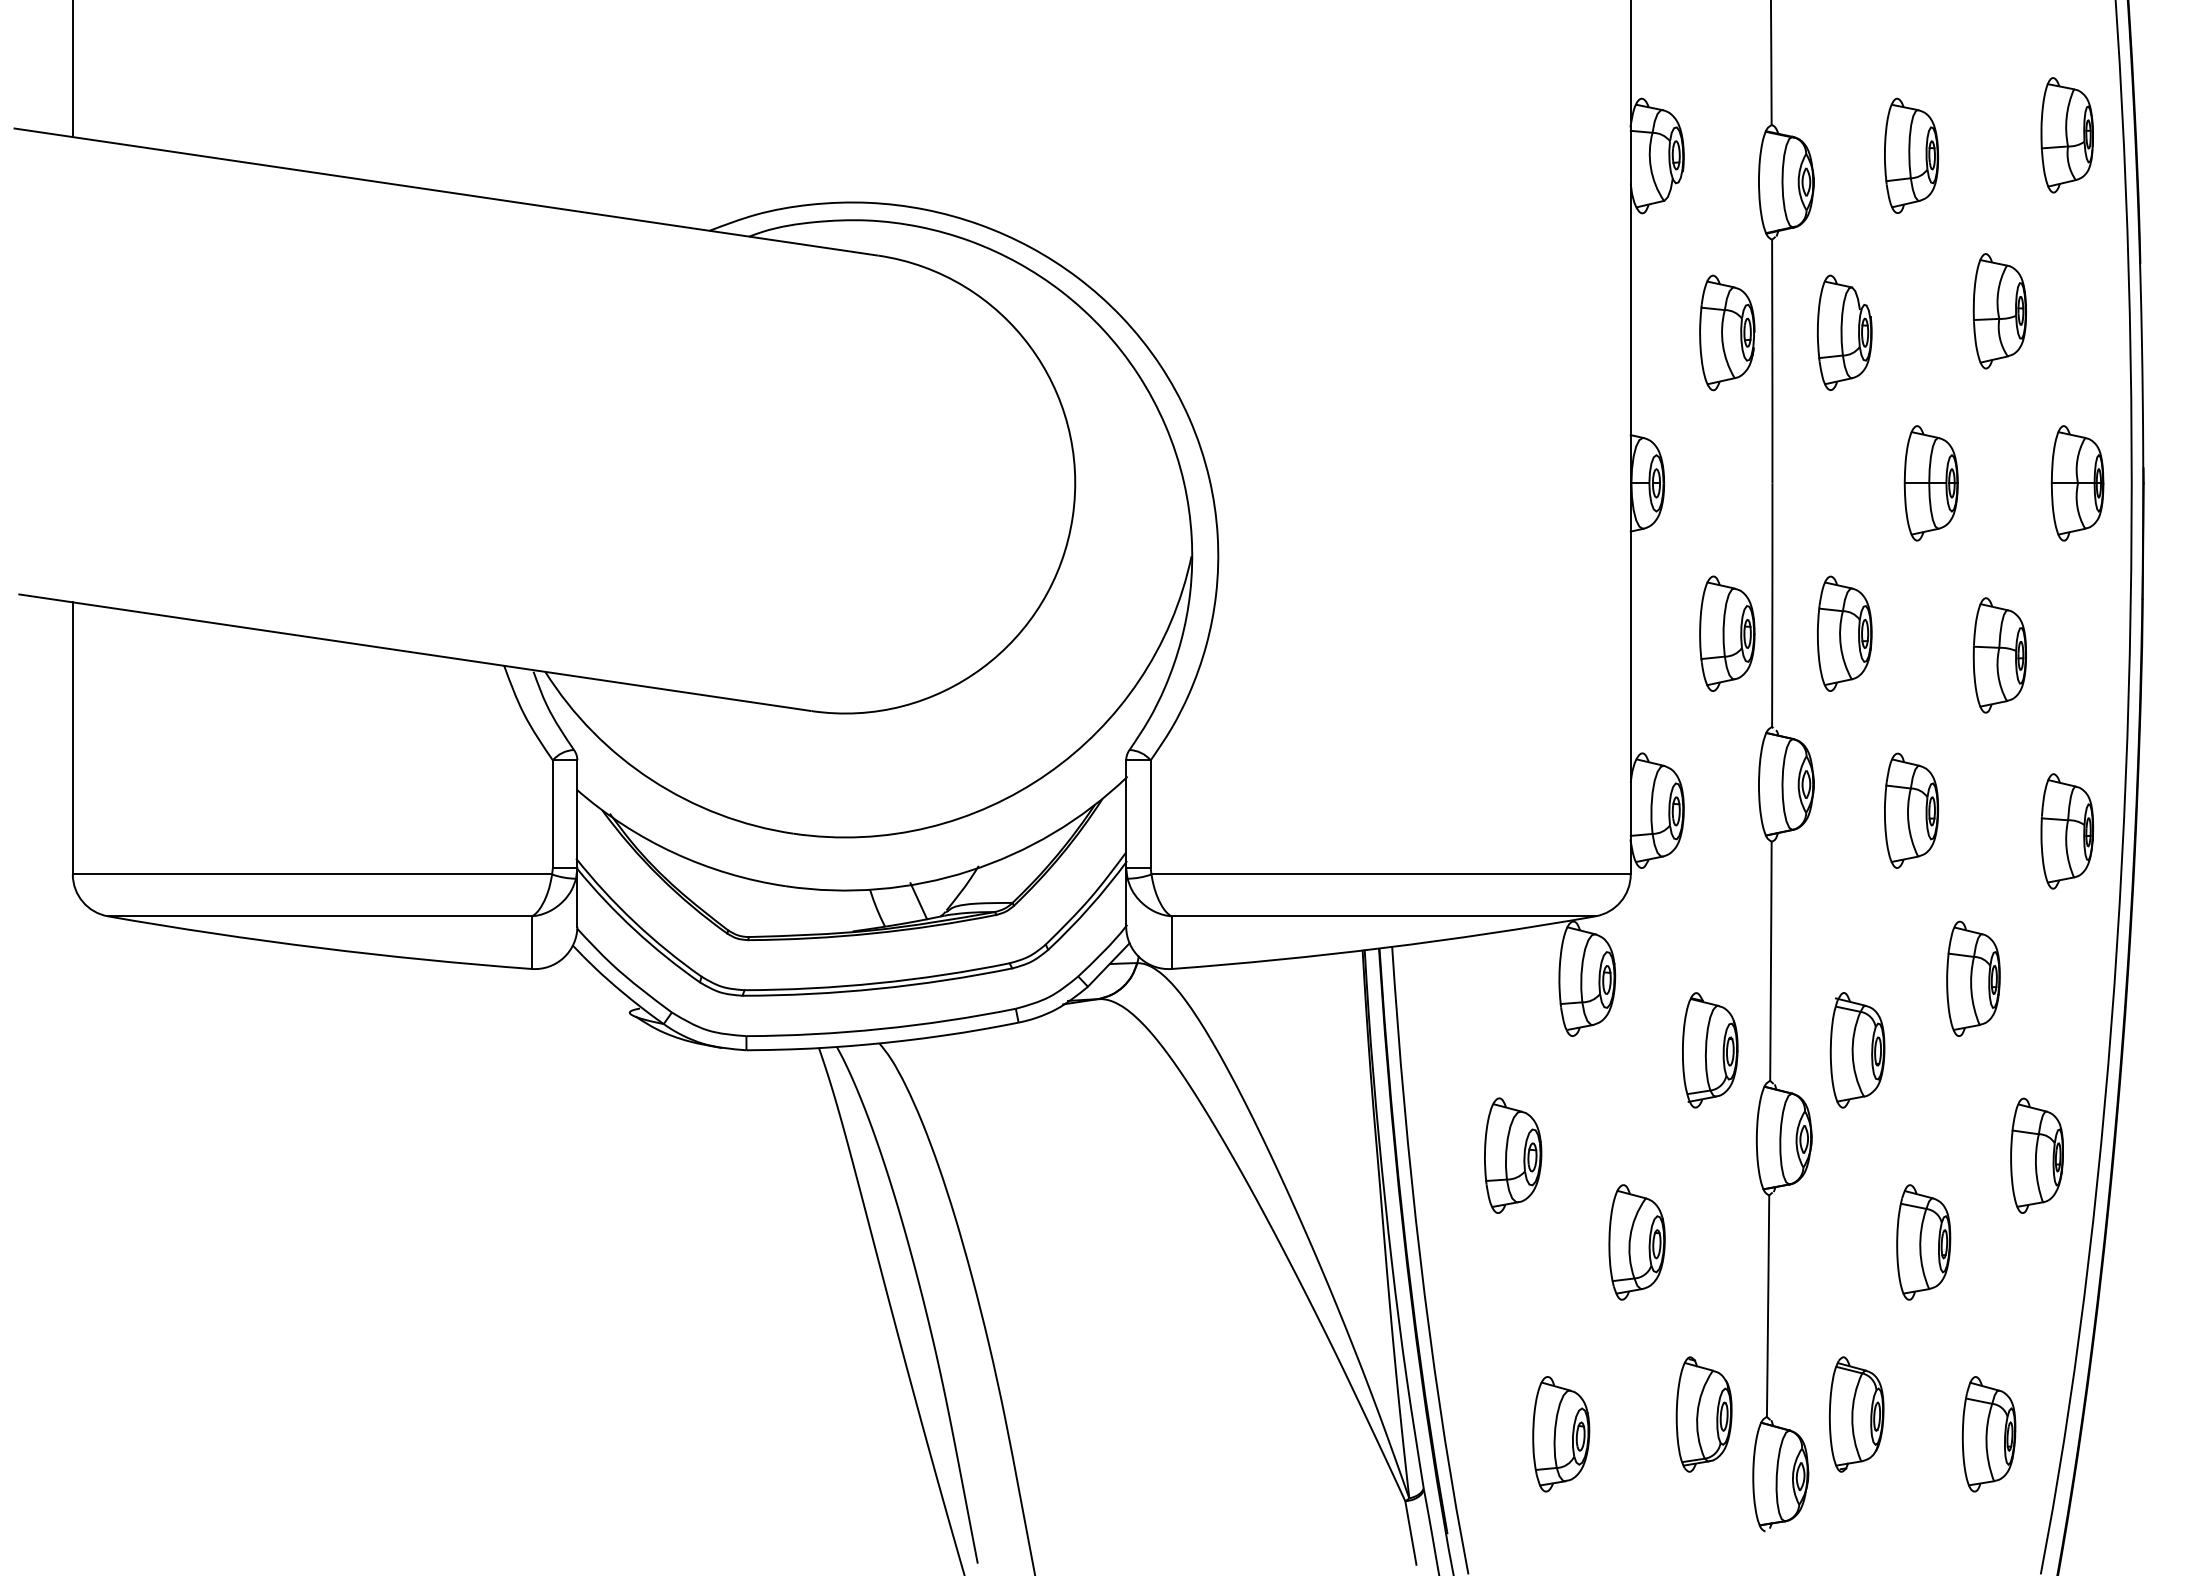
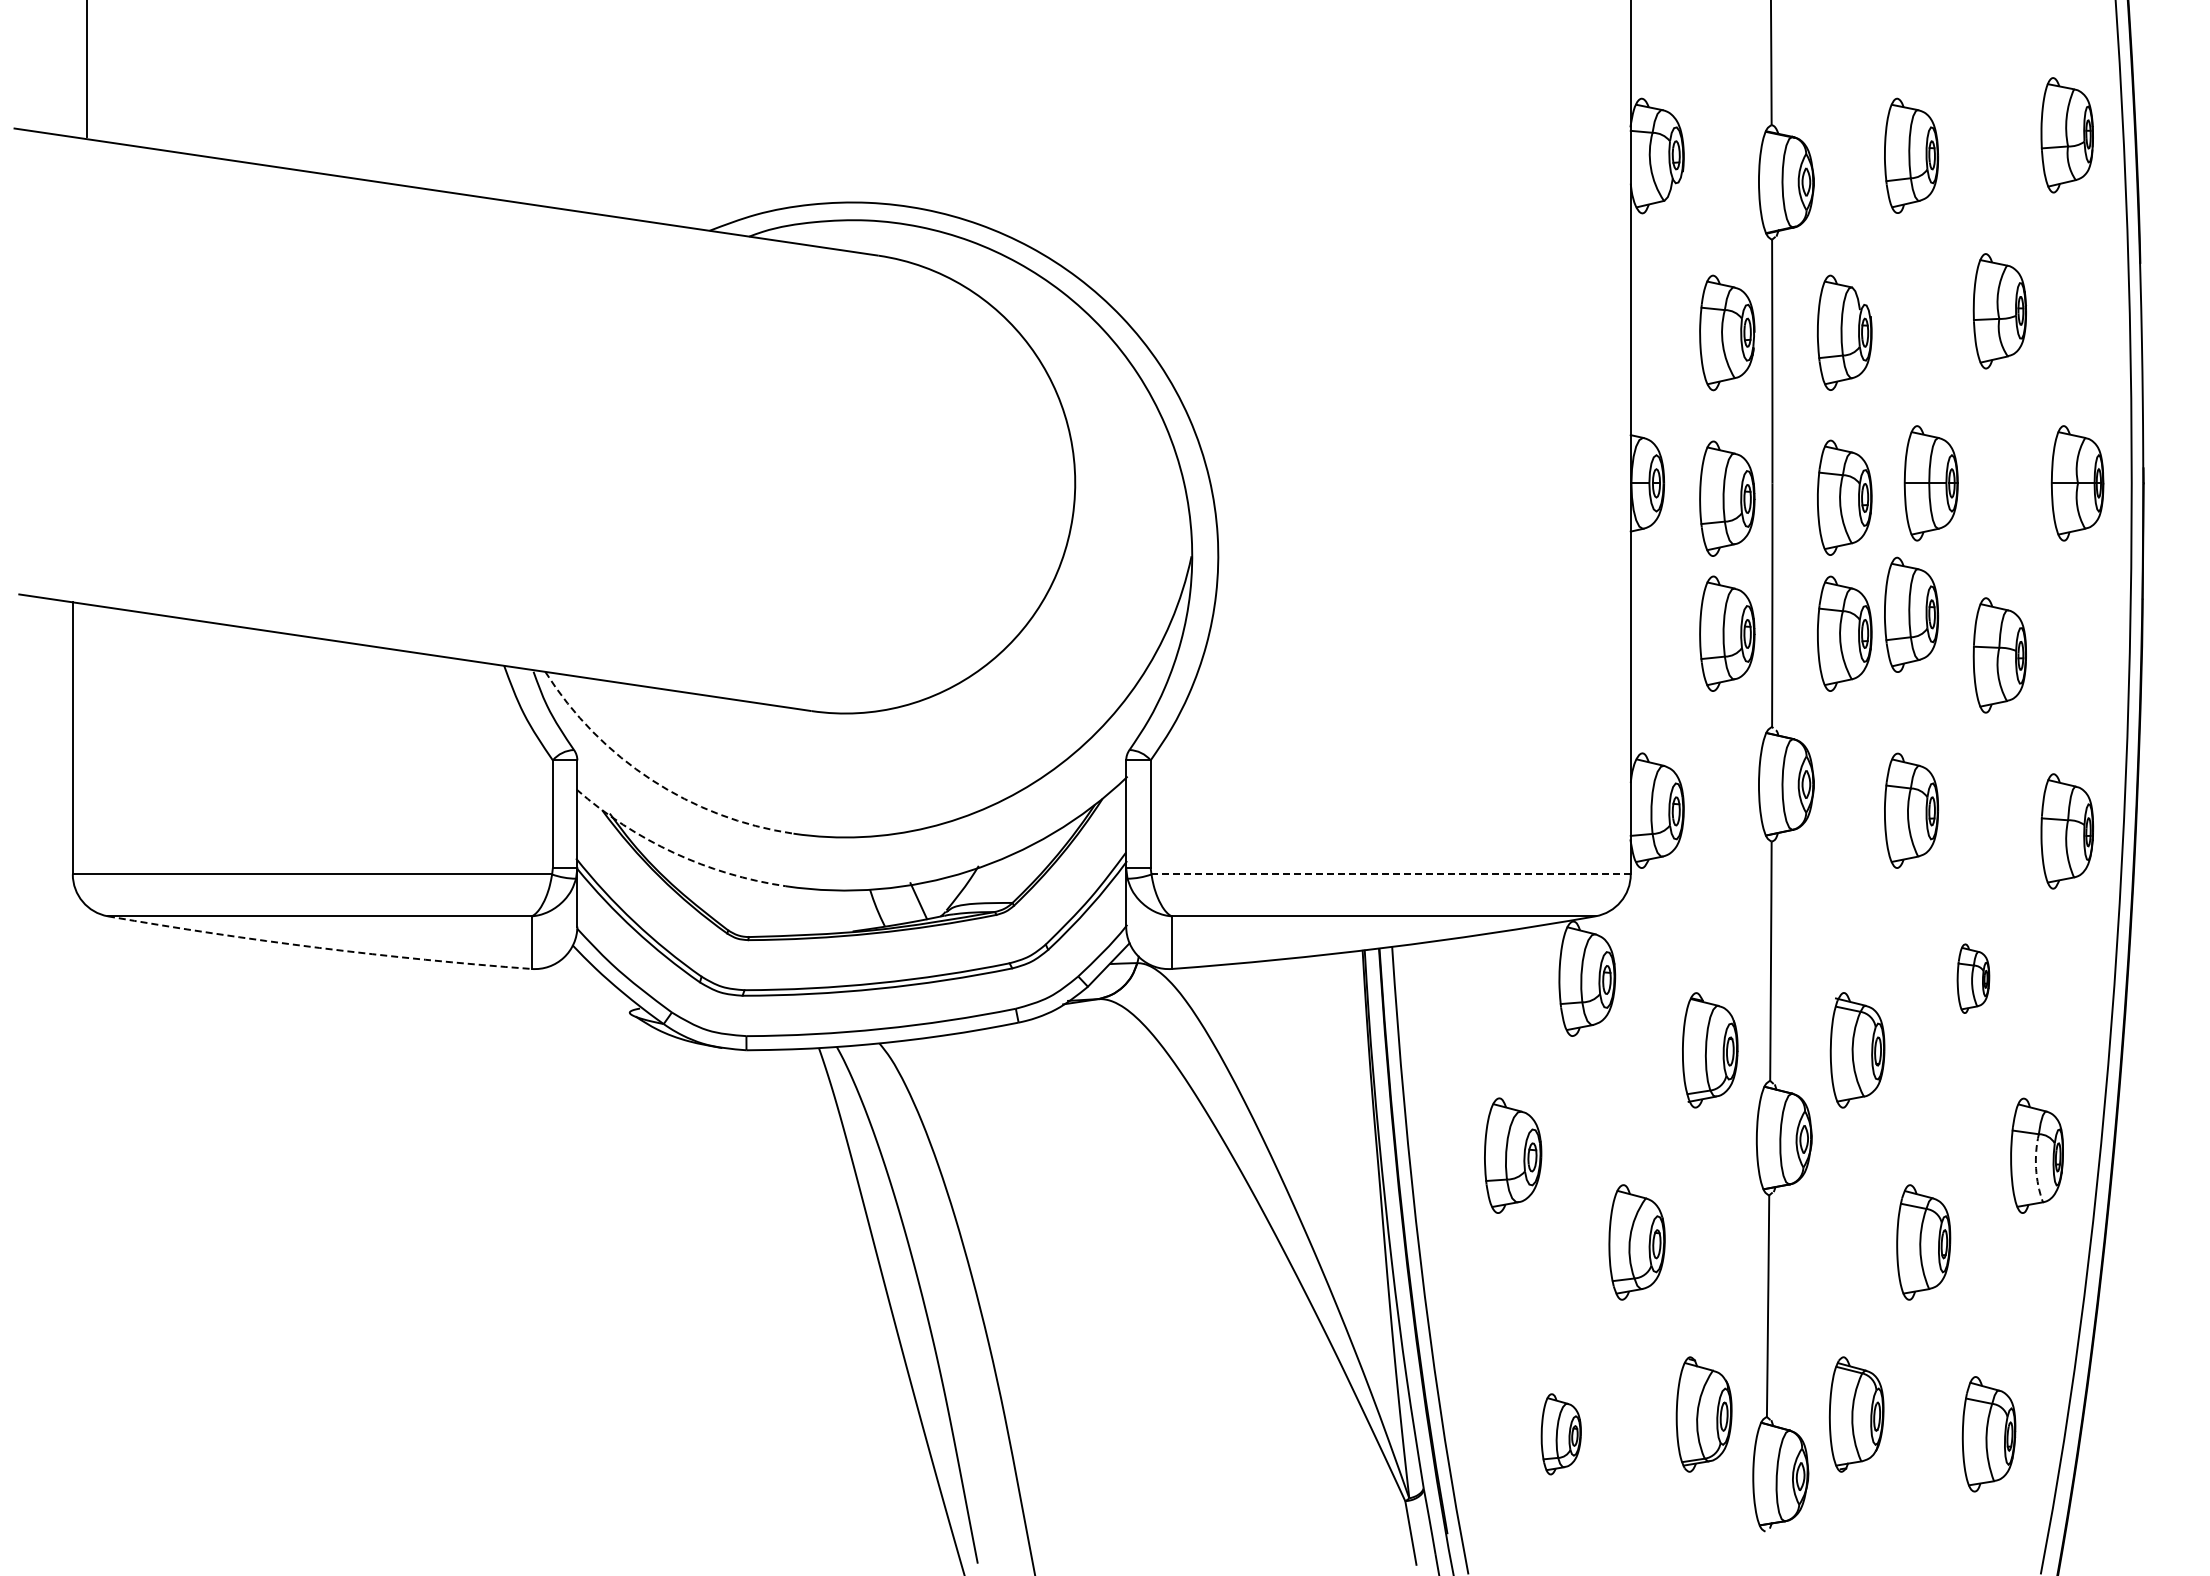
line position: (72, 69) -> (86, 69) (86, 69)
part: none -> present (1844, 497)
part: none -> present (1727, 498)
part: none -> present (1911, 614)
arc: solid -> dashed (651, 779)
arc: solid -> dashed (674, 852)
line: solid -> dashed (1391, 874)
arc: solid -> dashed (319, 947)
part size: 55x117 px -> 35x71 px (1973, 978)
arc: solid -> dashed (2036, 1168)
part size: 59x117 px -> 42x83 px (1560, 1434)
